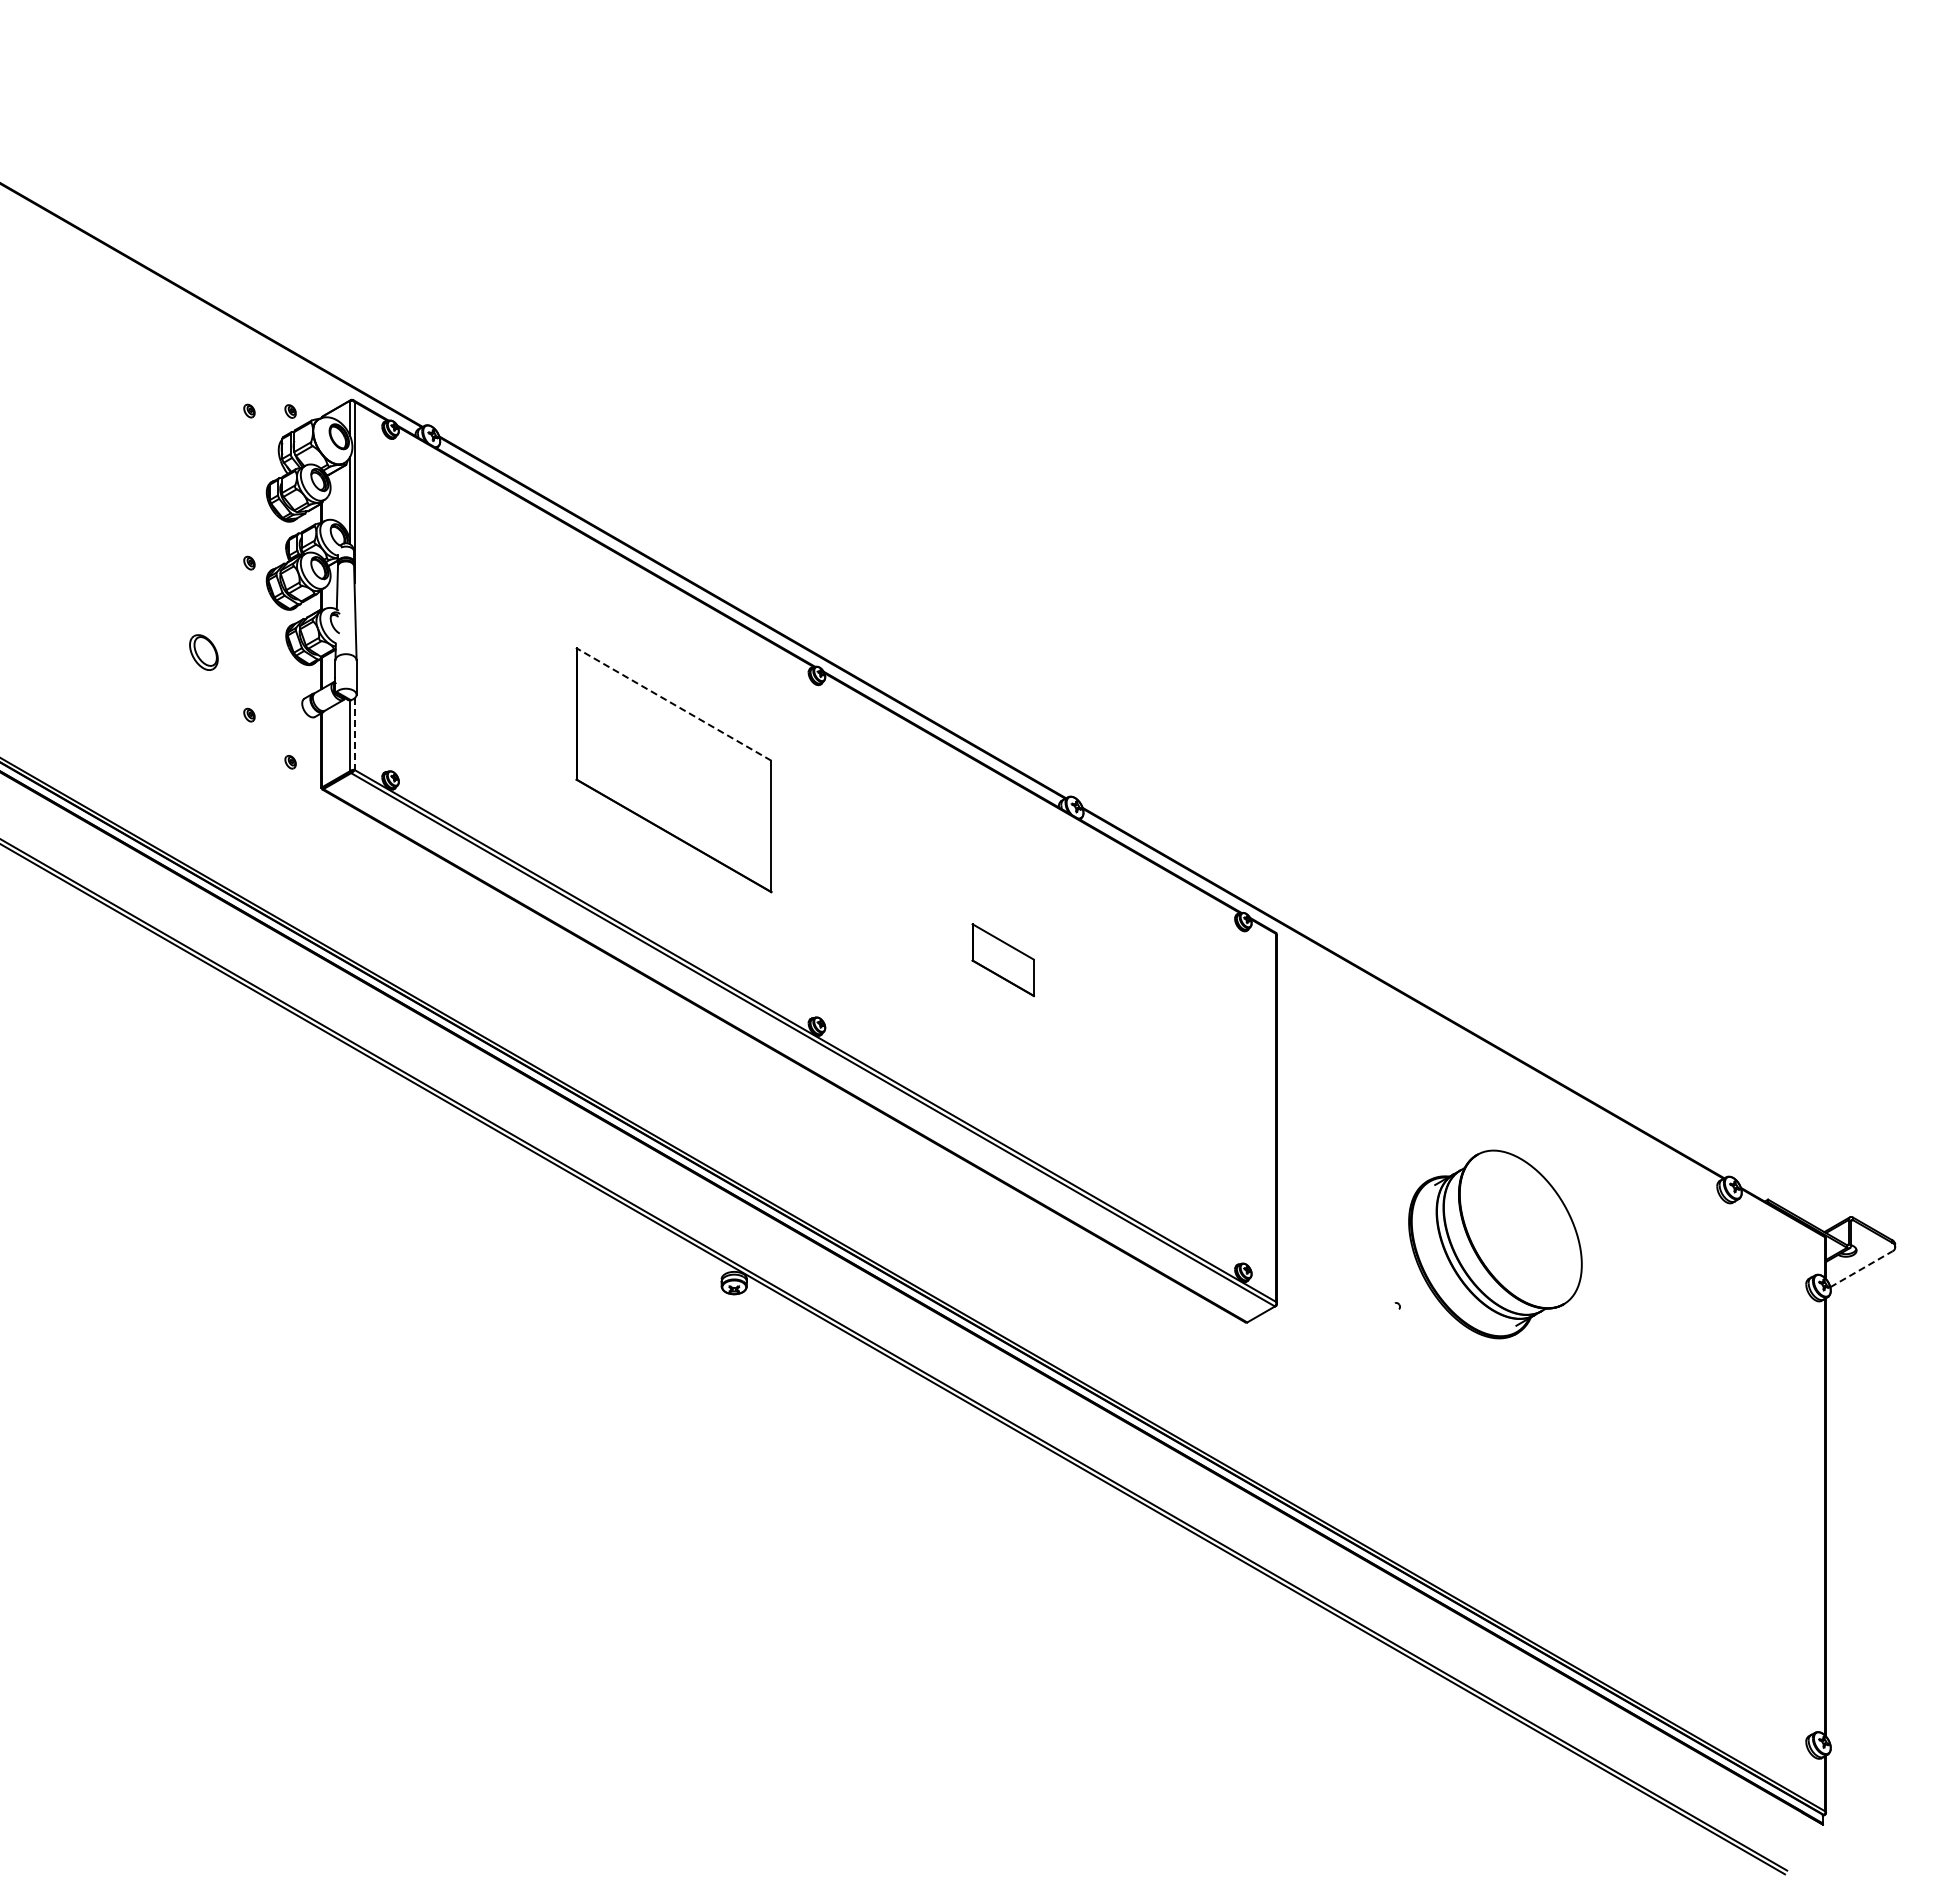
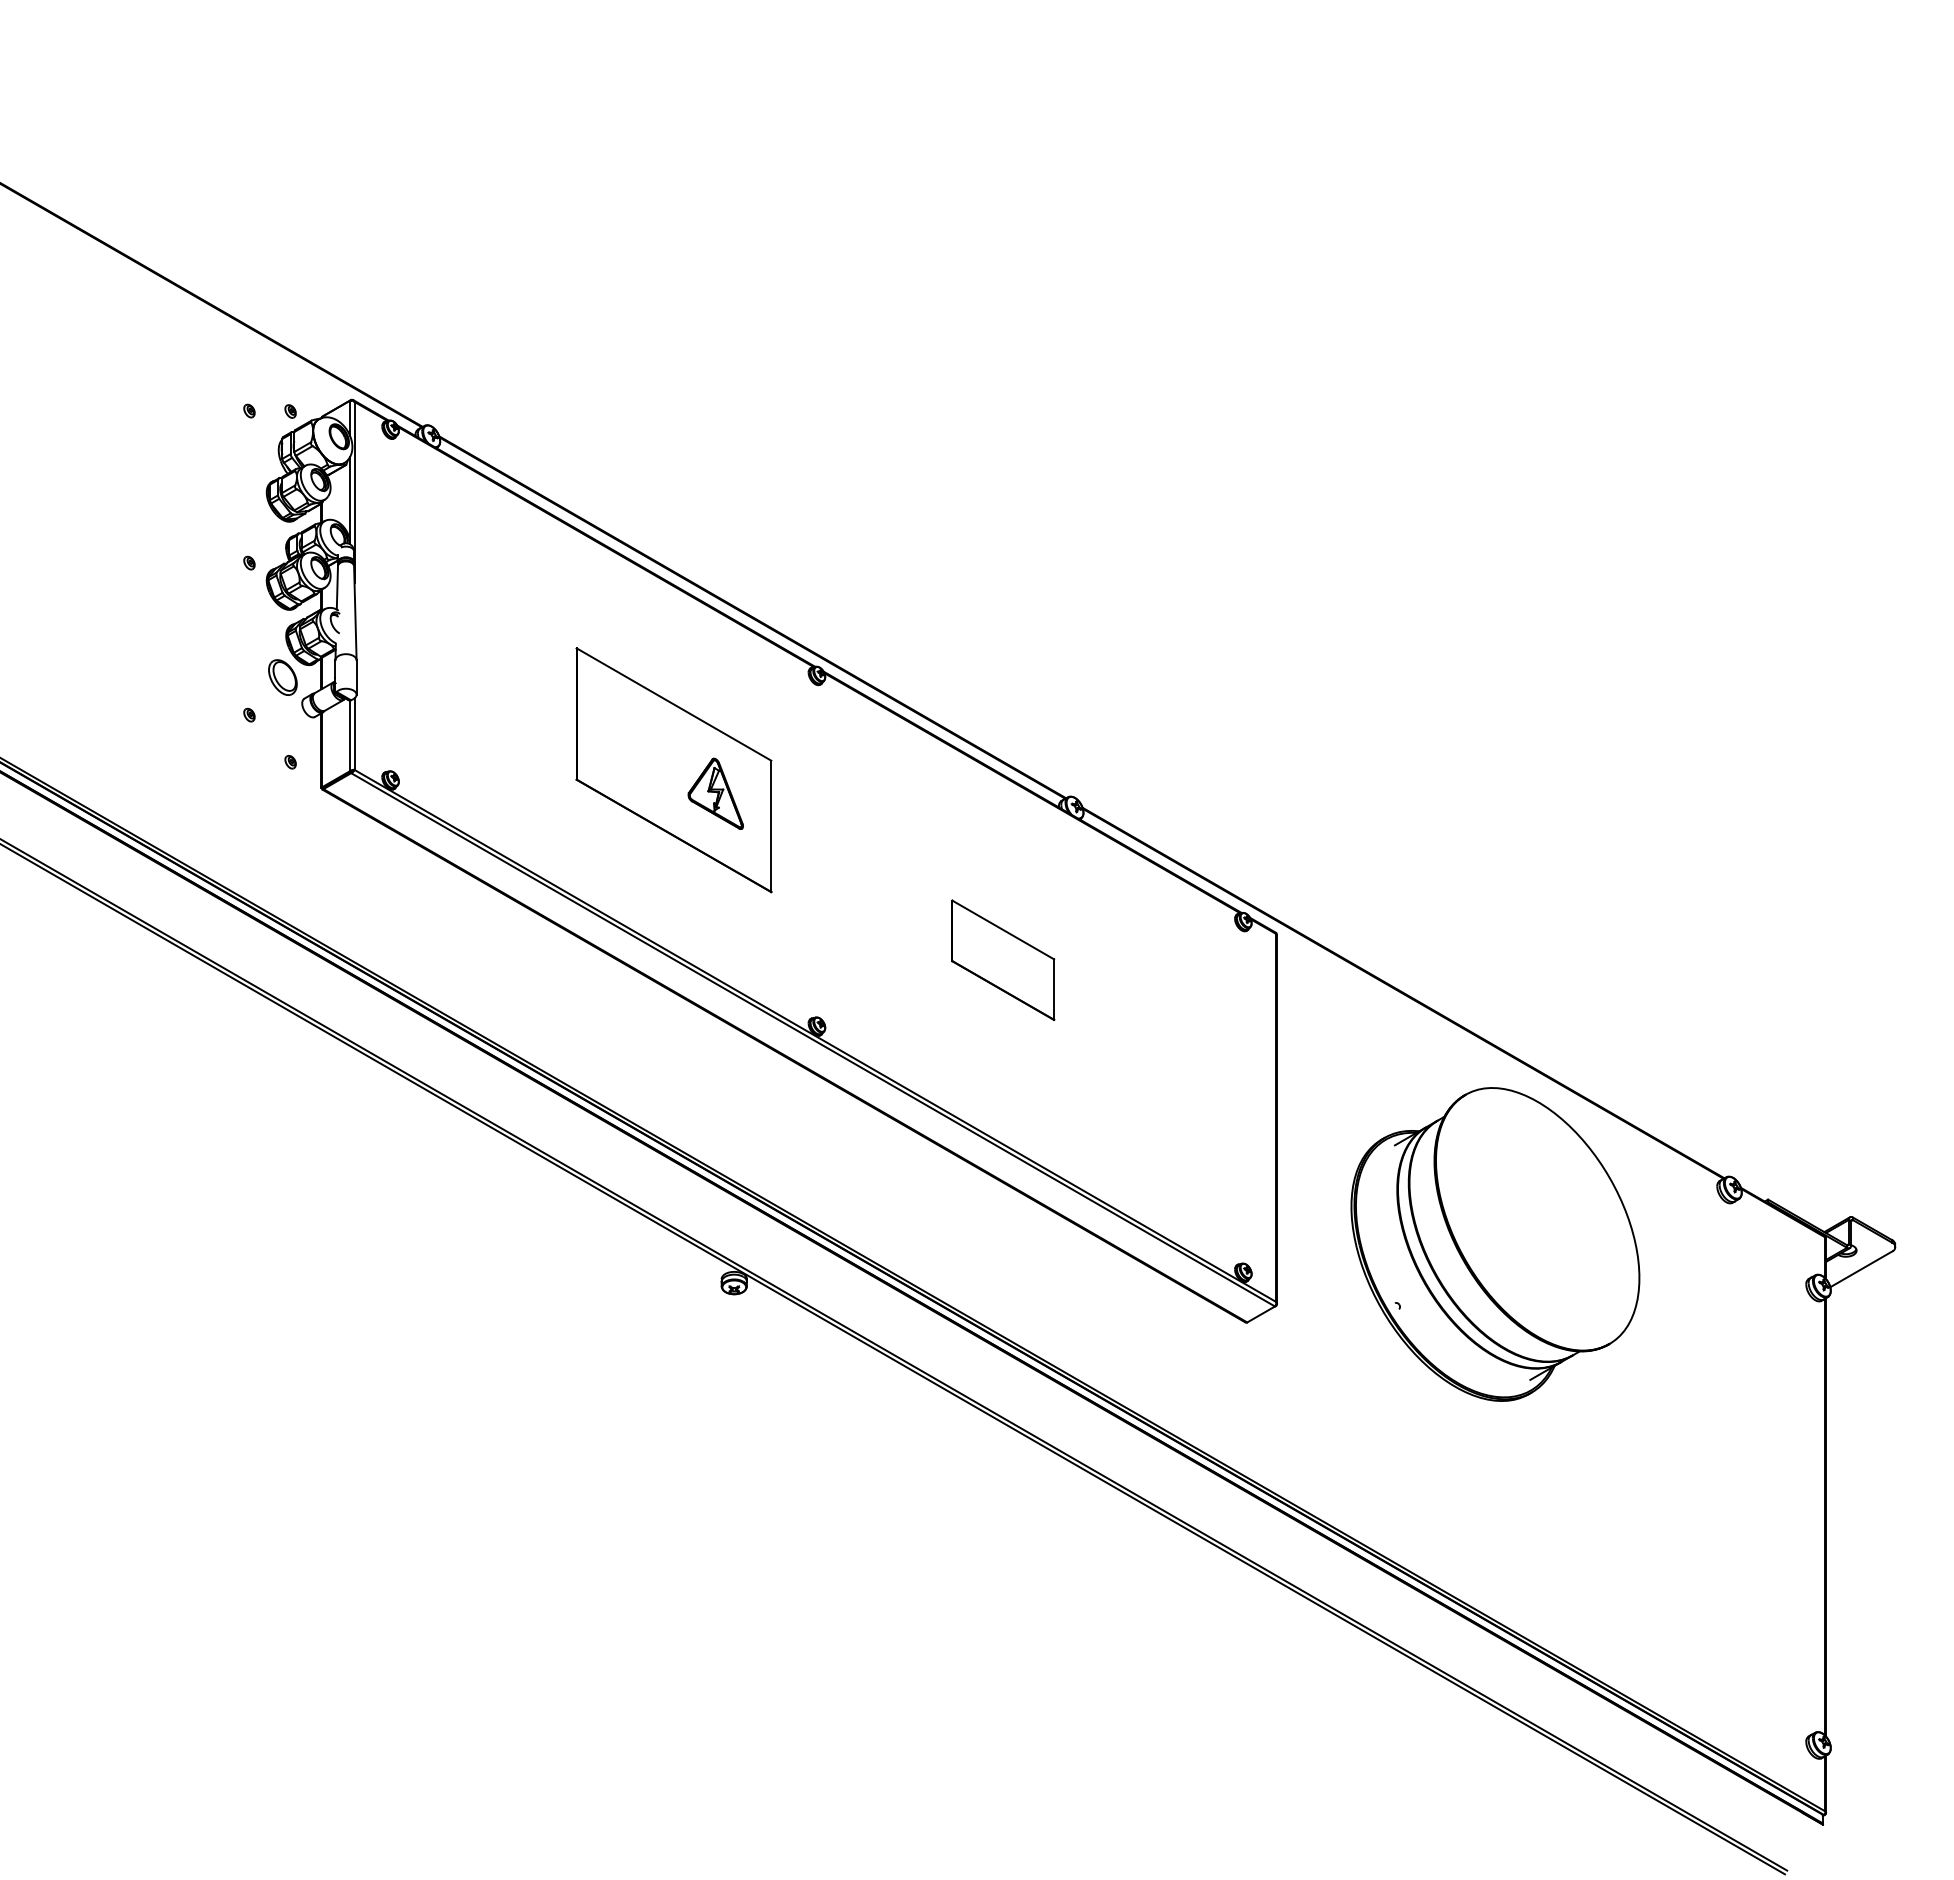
part position: (203, 652) -> (282, 677) (282, 677)
line: dashed -> solid (673, 704)
line: dashed -> solid (354, 734)
part: none -> present (715, 793)
part size: 64x74 px -> 105x122 px (1003, 959)
part size: 175x191 px -> 291x315 px (1495, 1244)
line: dashed -> solid (1861, 1269)
